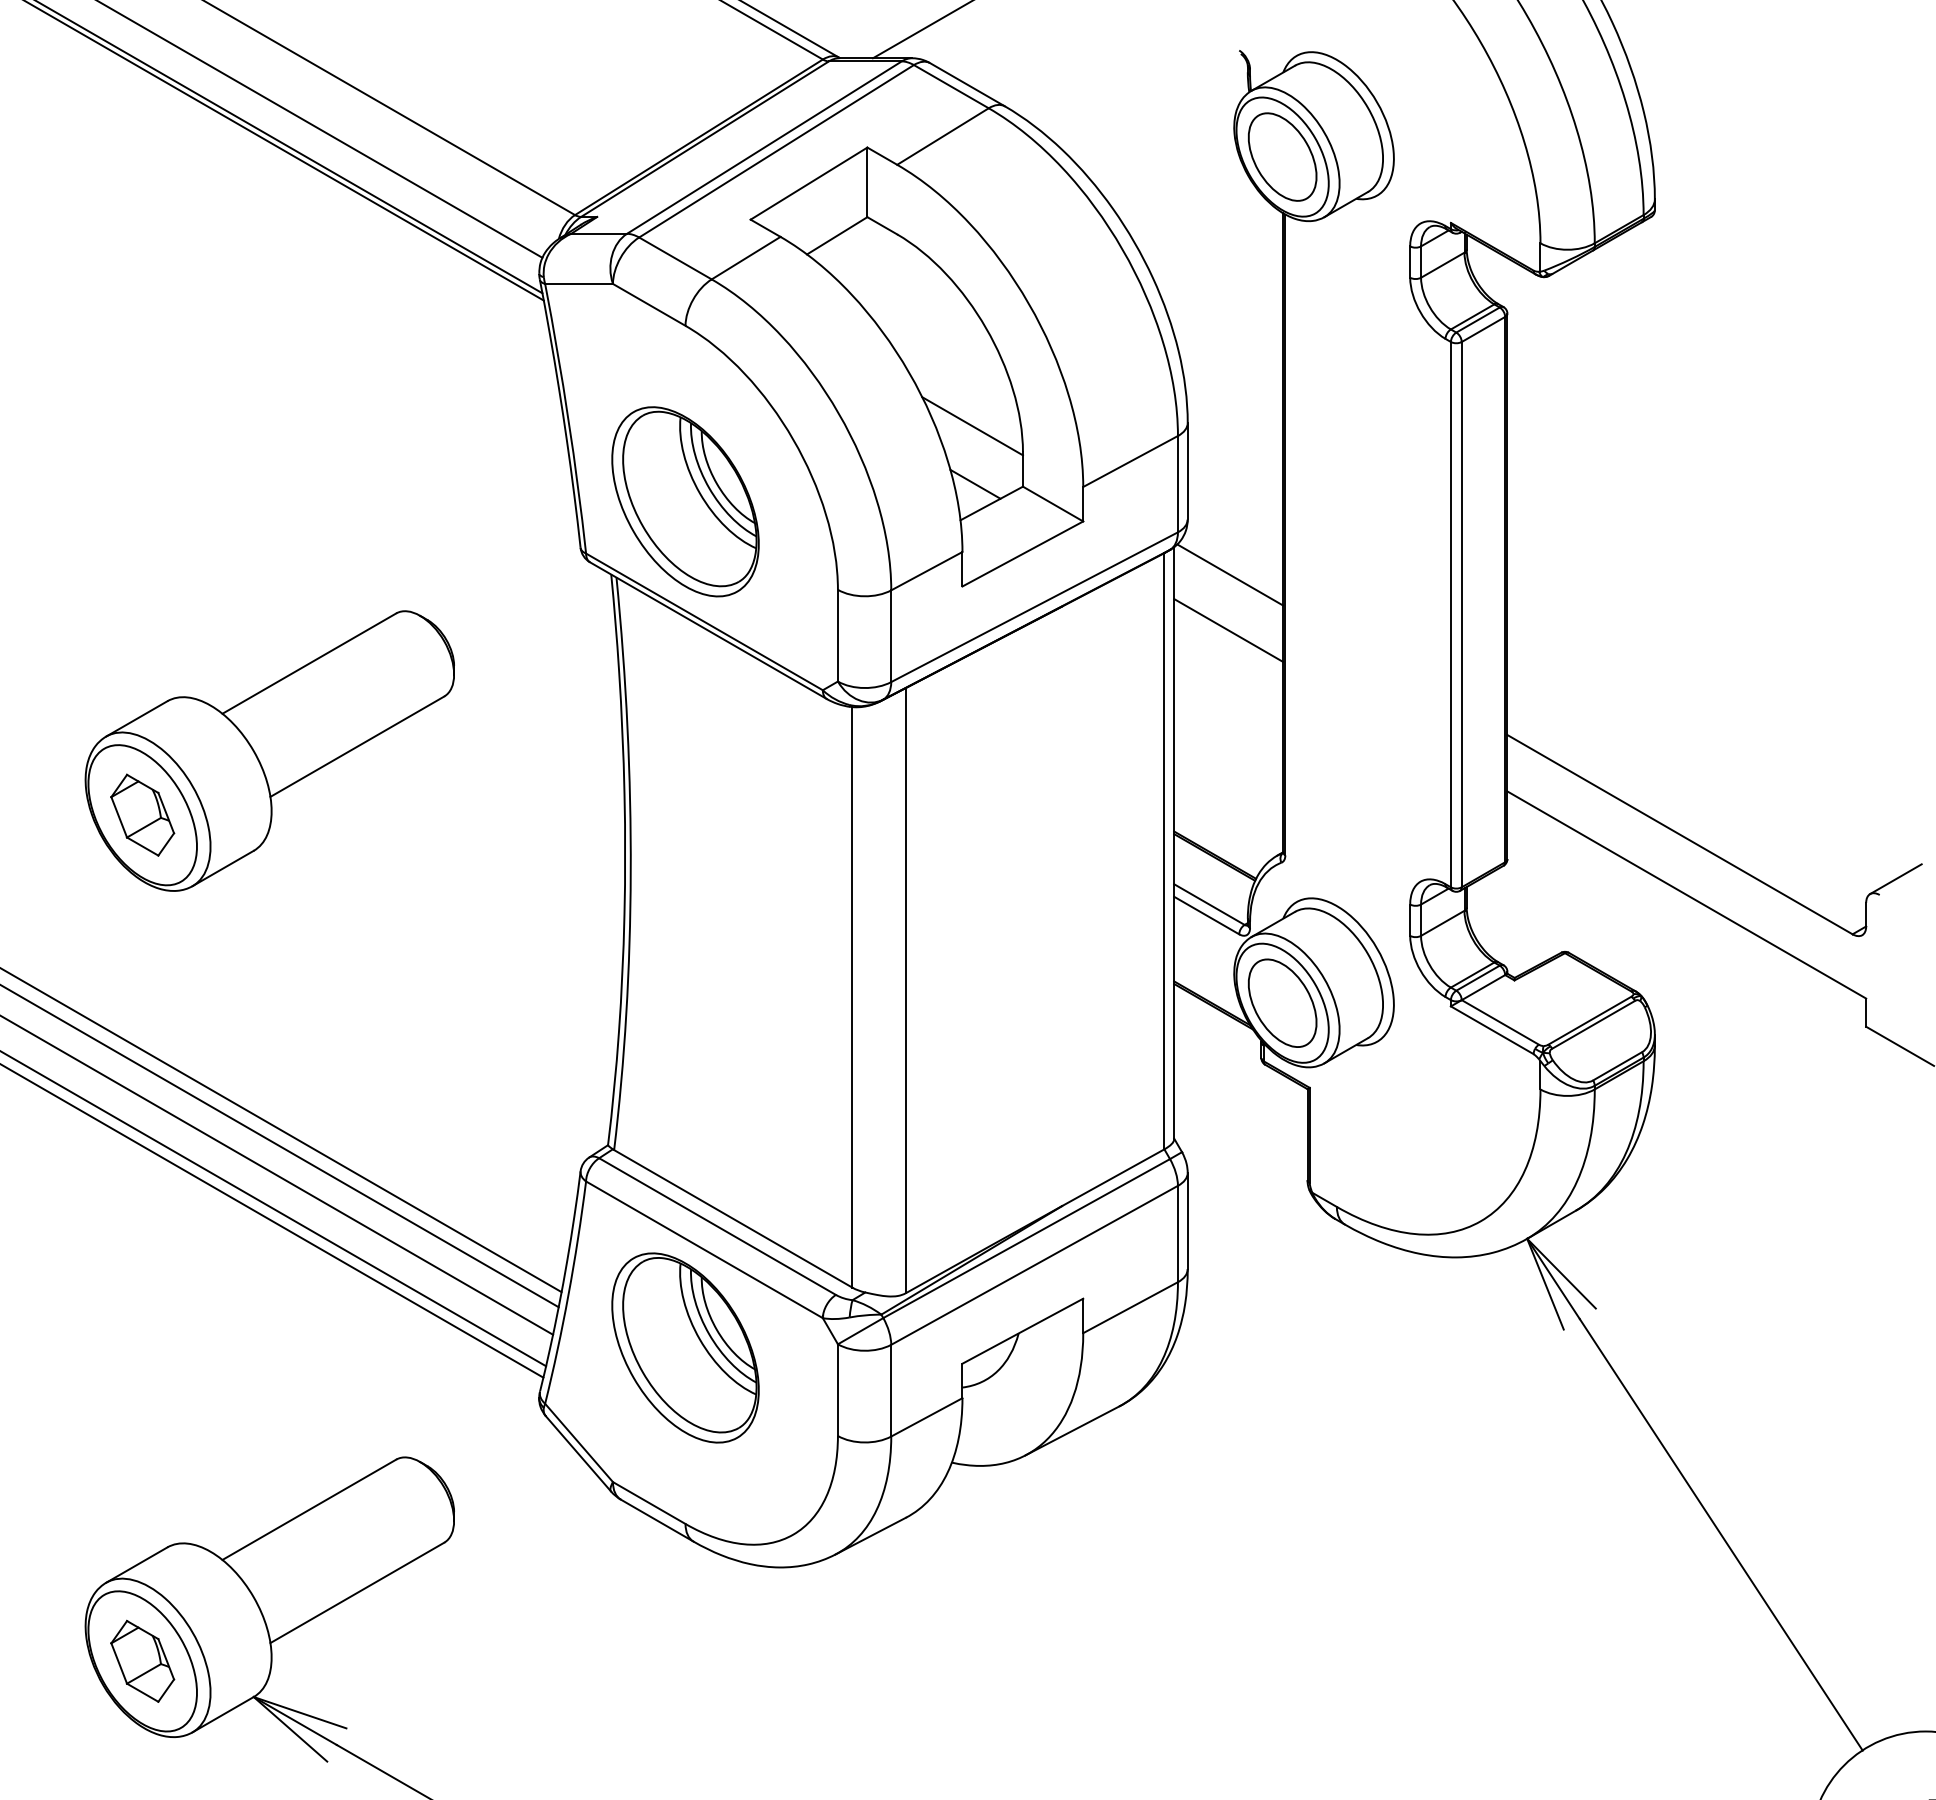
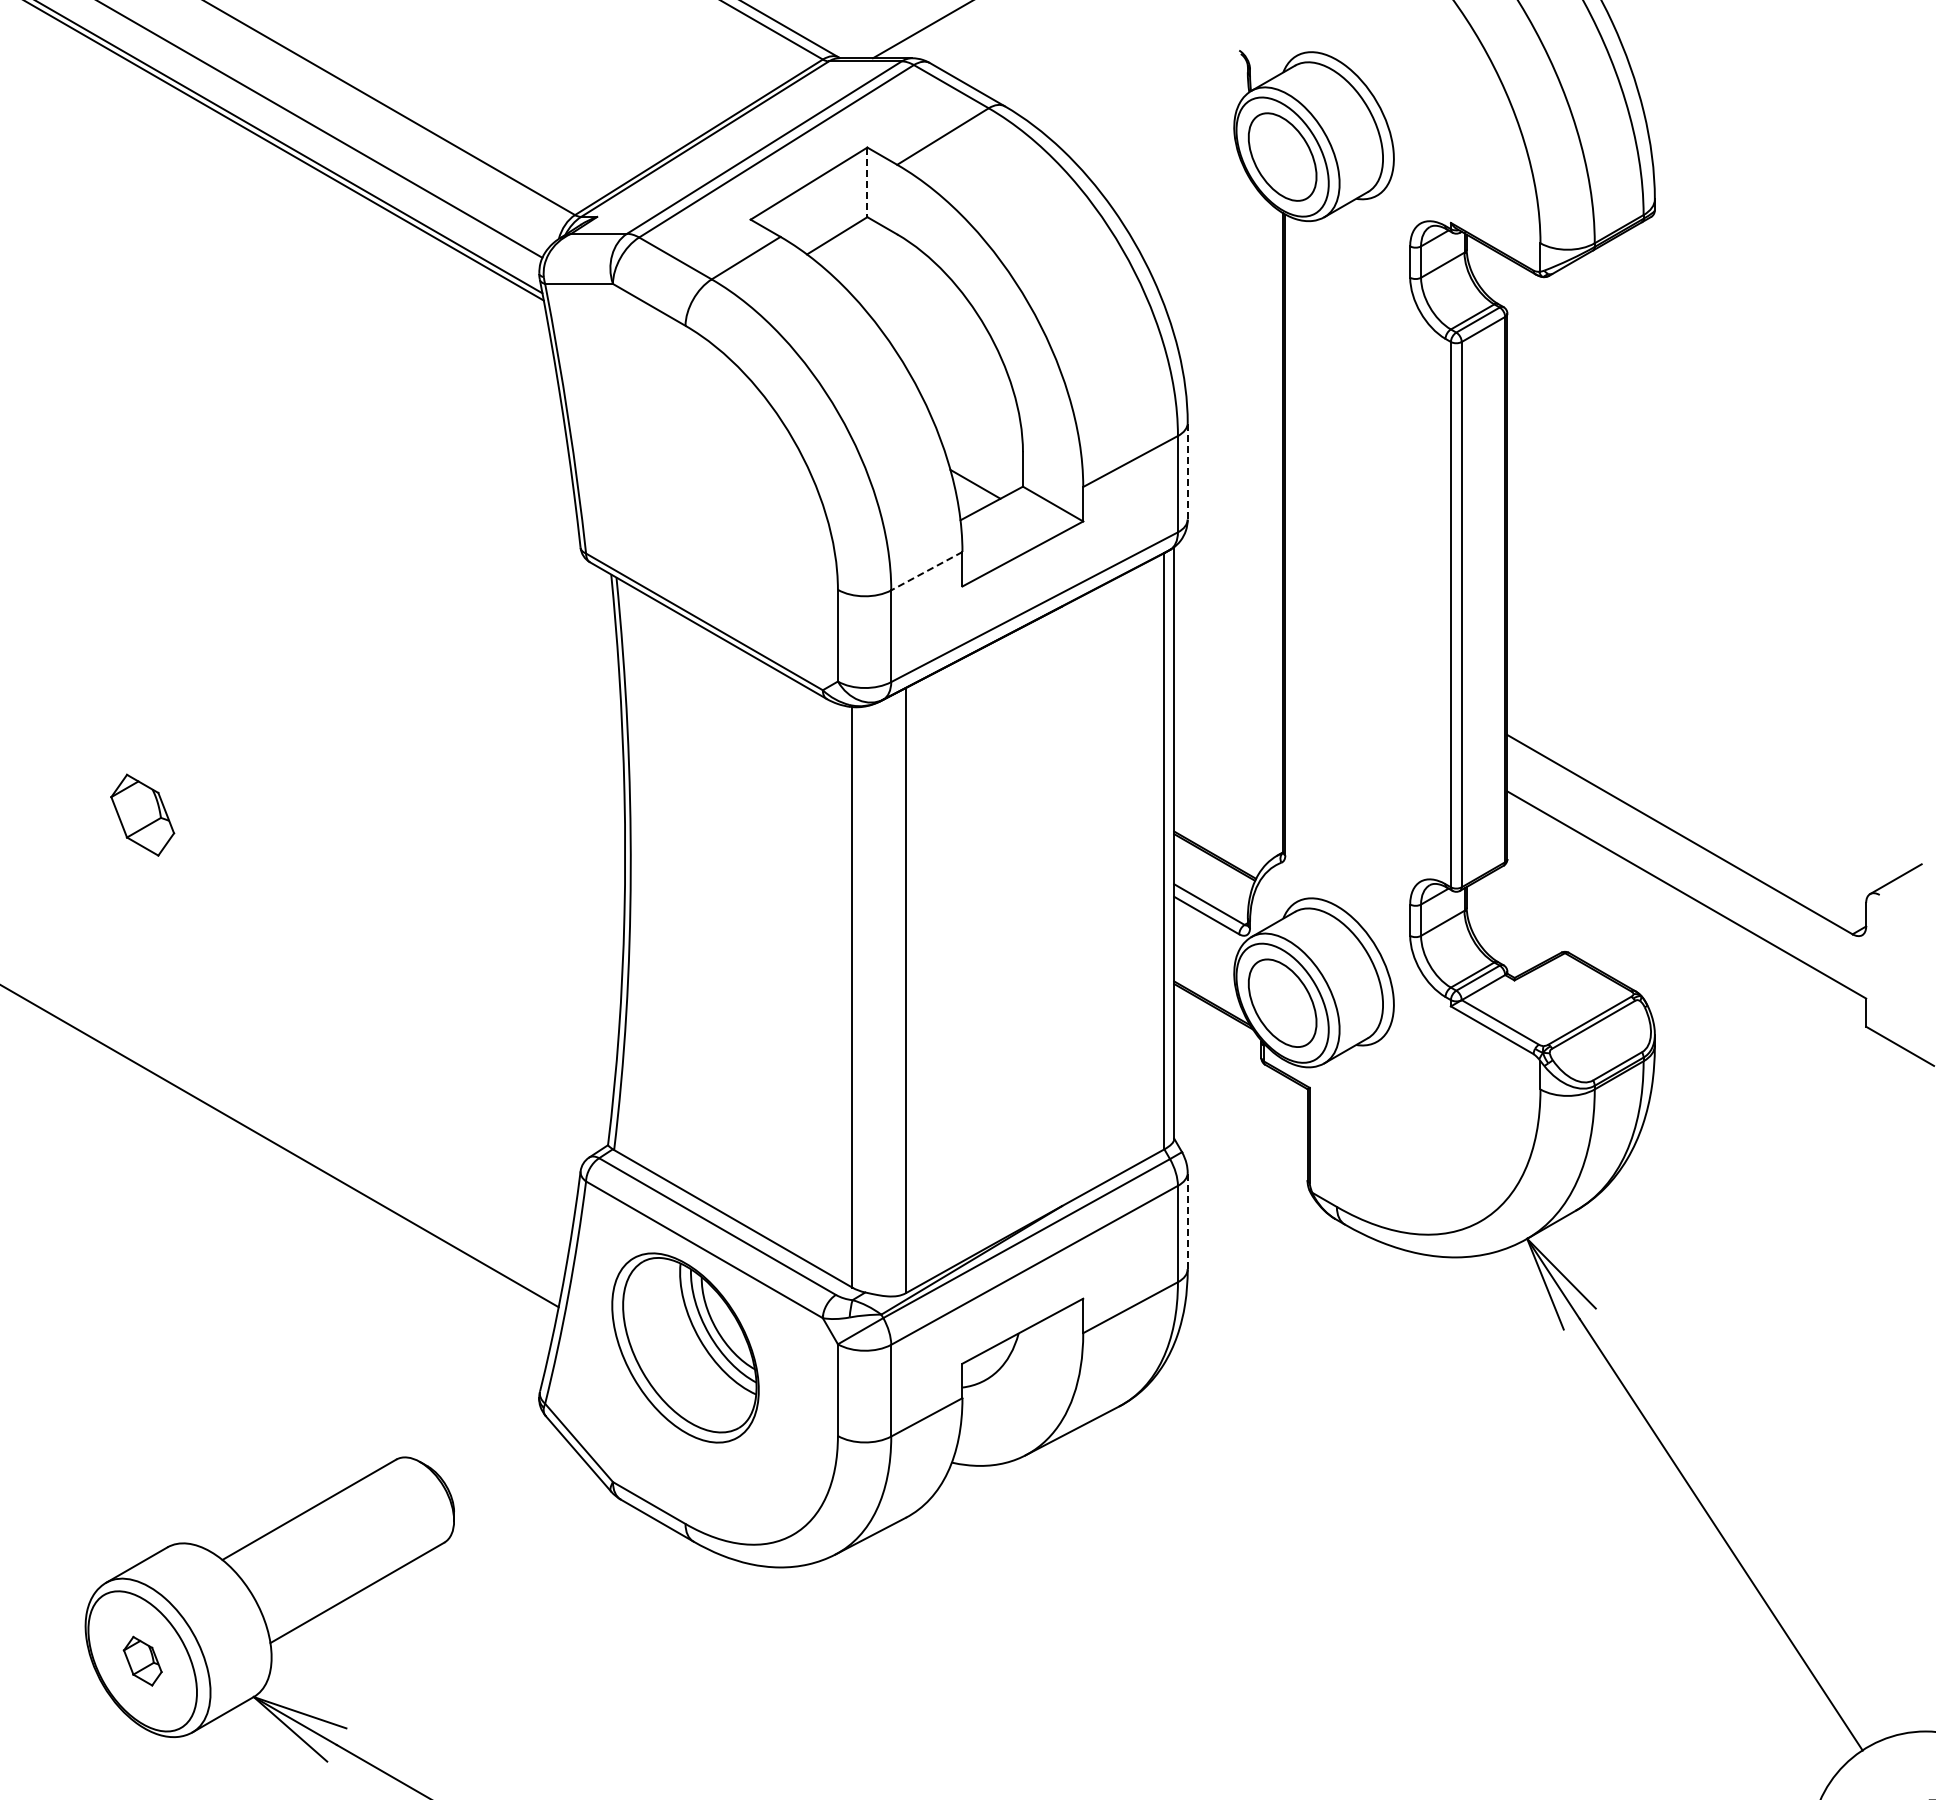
line: solid -> dashed (867, 182)
line: present -> none (972, 426)
line: solid -> dashed (1187, 470)
part: present -> none (685, 501)
line: solid -> dashed (926, 571)
line: present -> none (1230, 574)
line: present -> none (1228, 630)
part: present -> none (269, 750)
line: present -> none (281, 1130)
line: present -> none (277, 1175)
line: present -> none (274, 1209)
line: solid -> dashed (1187, 1220)
line: present -> none (272, 1221)
part size: 66x84 px -> 41x52 px (142, 1660)
